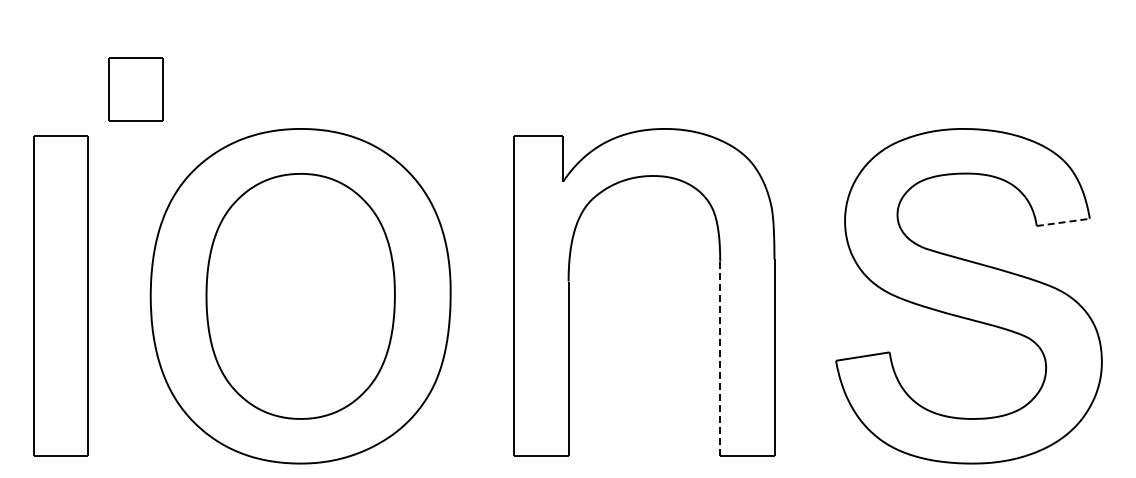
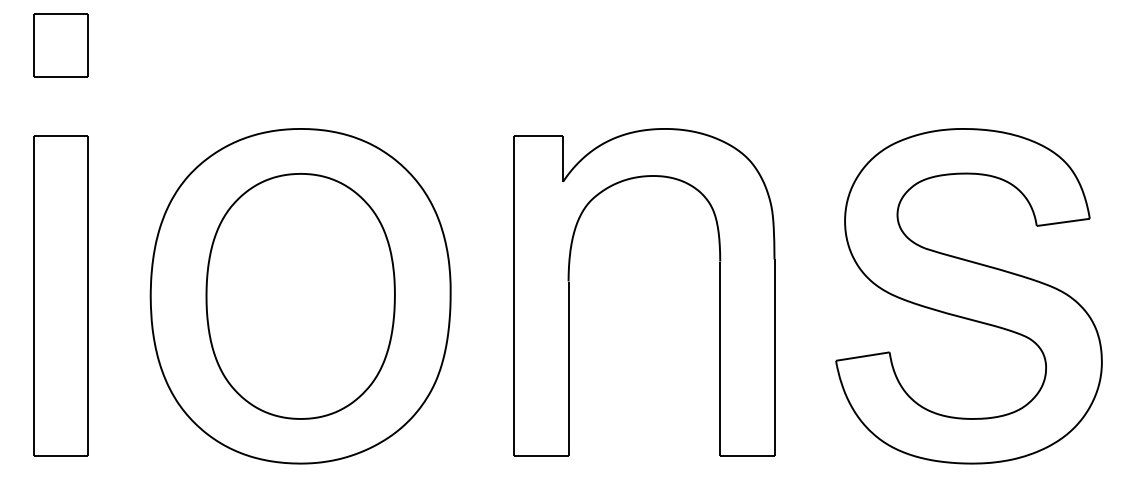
part position: (135, 89) -> (60, 45) (60, 45)
line: dashed -> solid (1063, 222)
line: dashed -> solid (720, 359)
